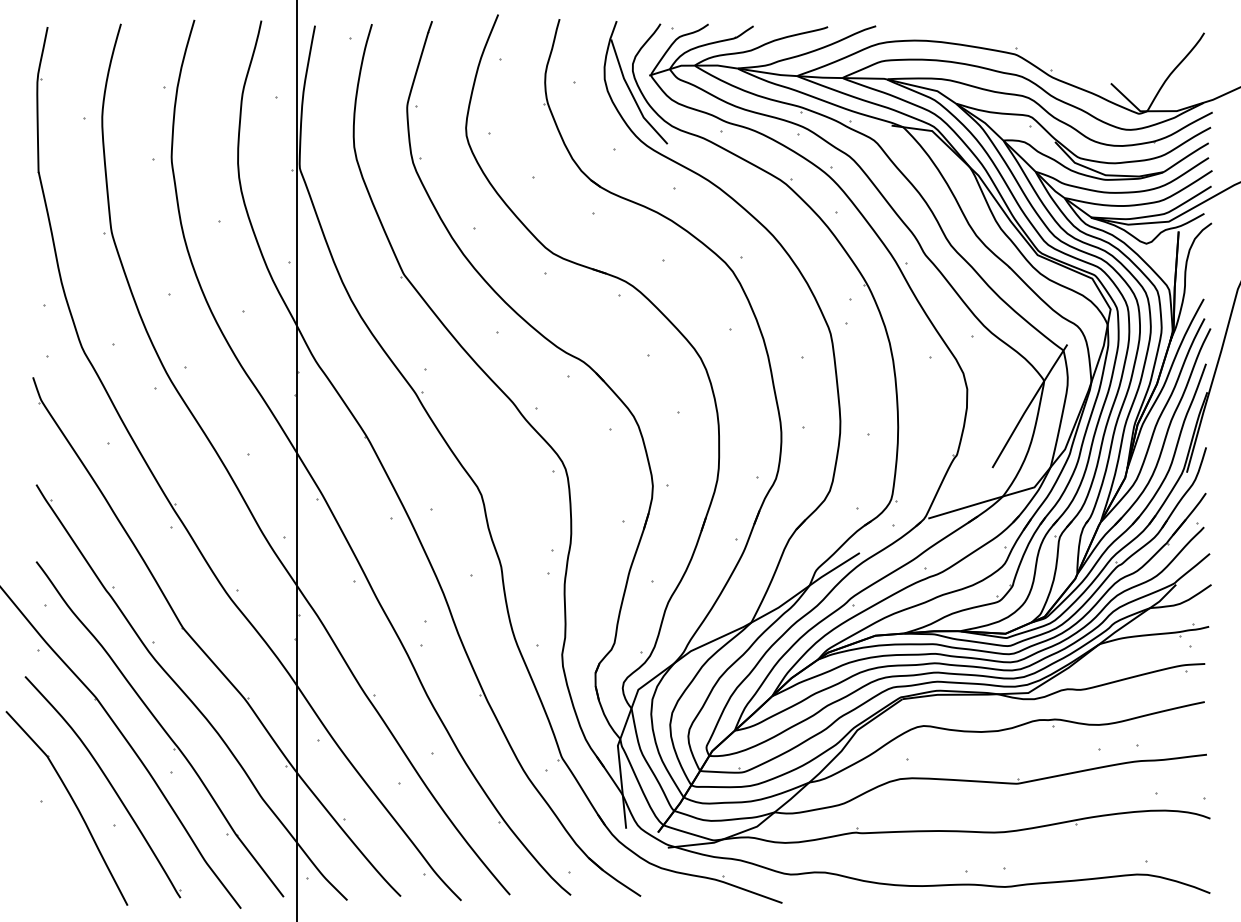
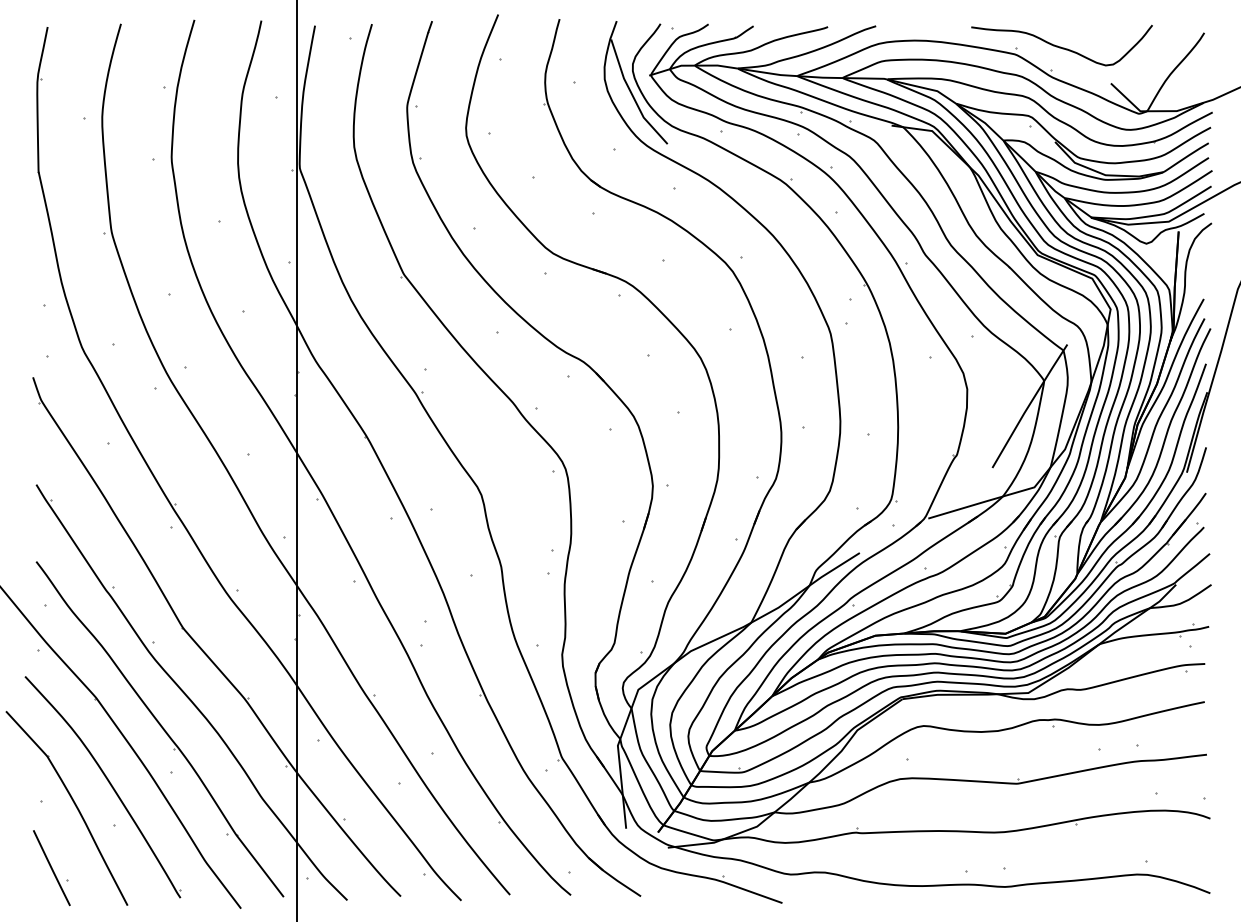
curve: none -> present (1060, 46)
part: none -> present (51, 868)
